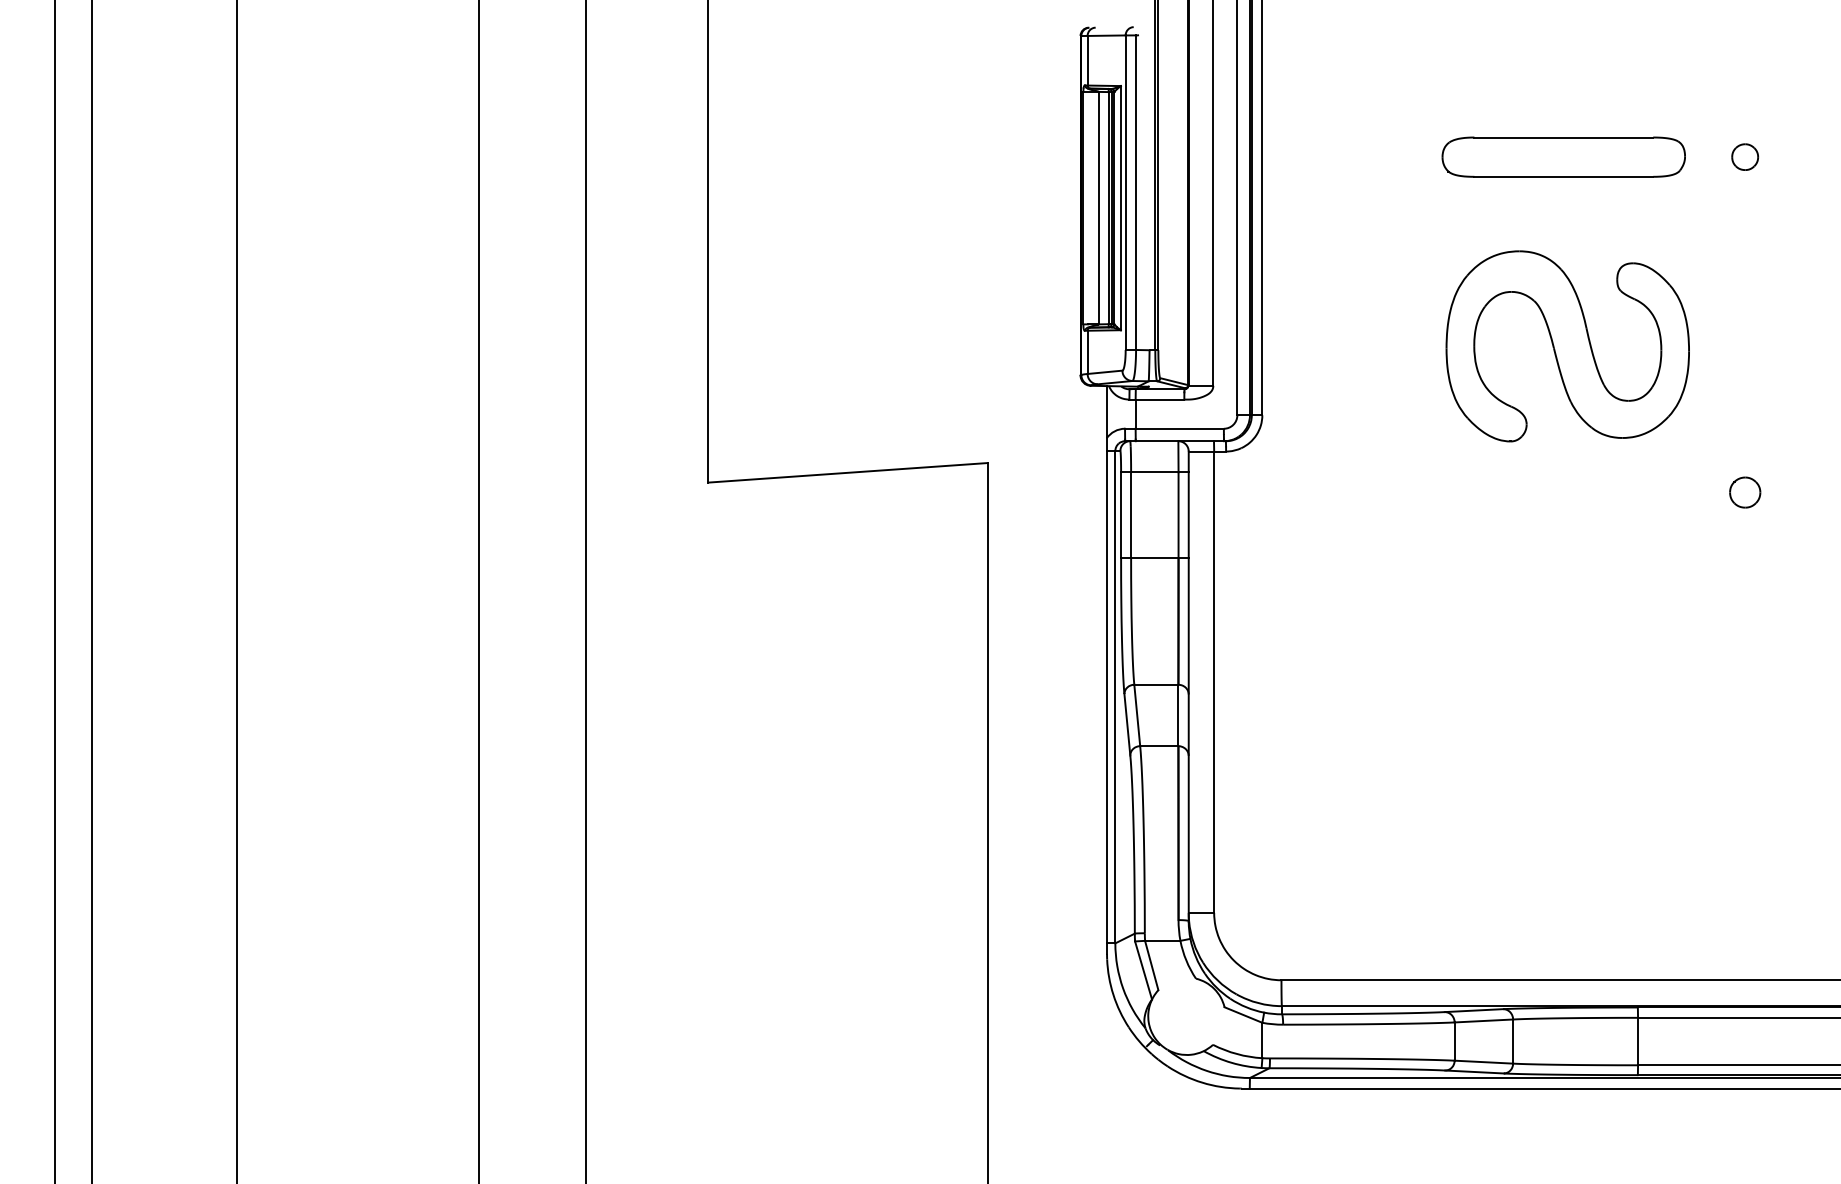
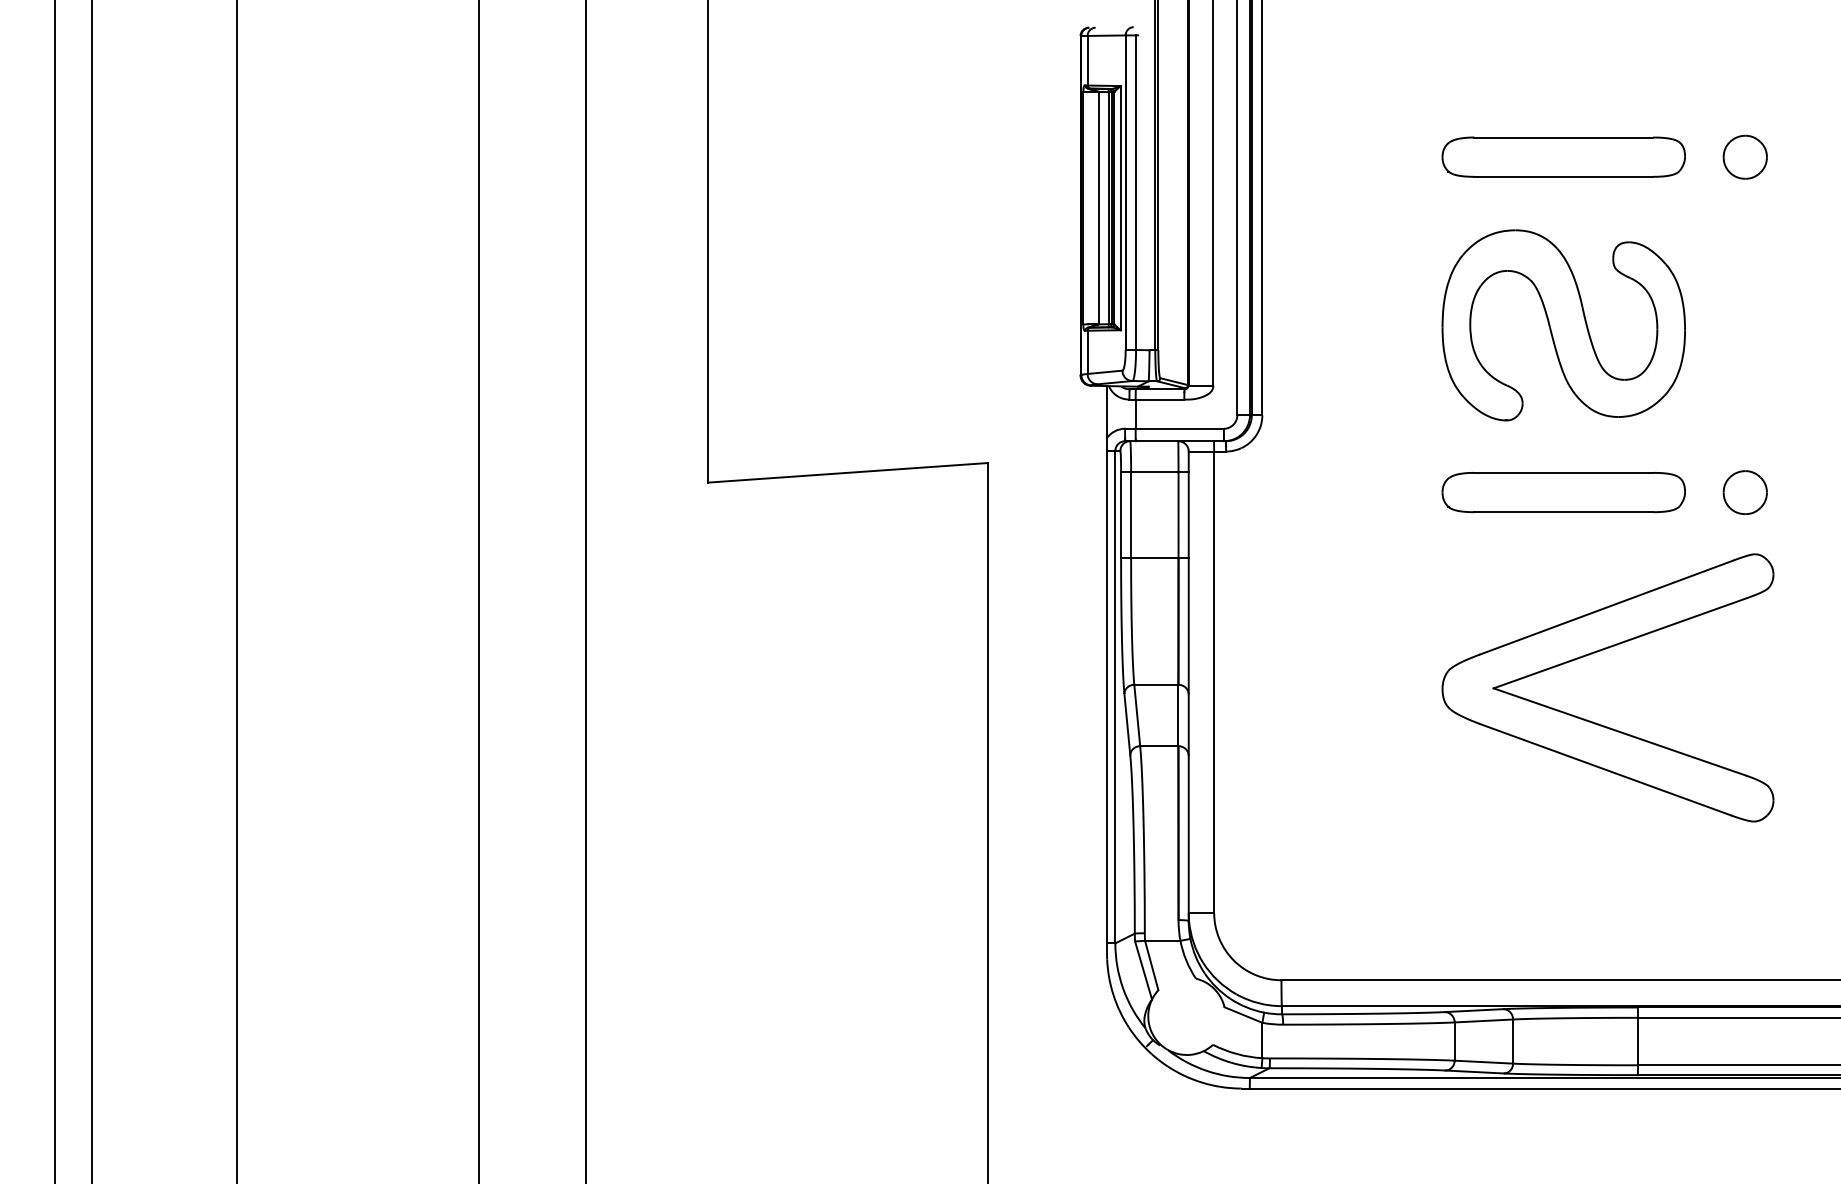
part size: 28x28 px -> 46x46 px (1744, 156)
part position: (1567, 346) -> (1563, 325) (1563, 325)
part: none -> present (1563, 492)
part size: 33x33 px -> 46x45 px (1744, 492)
part: none -> present (1595, 653)
